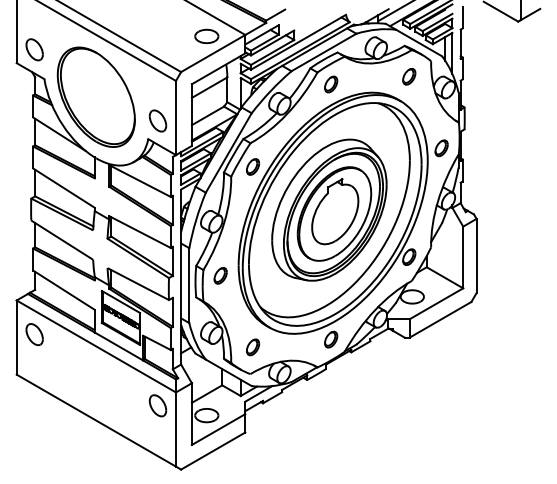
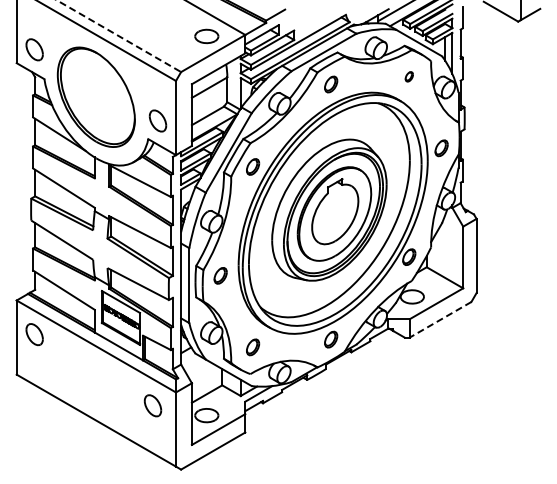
line: solid -> dashed (118, 36)
part size: 15x18 px -> 10x12 px (408, 76)
line: solid -> dashed (440, 319)
part position: (157, 405) -> (152, 405) (152, 405)
